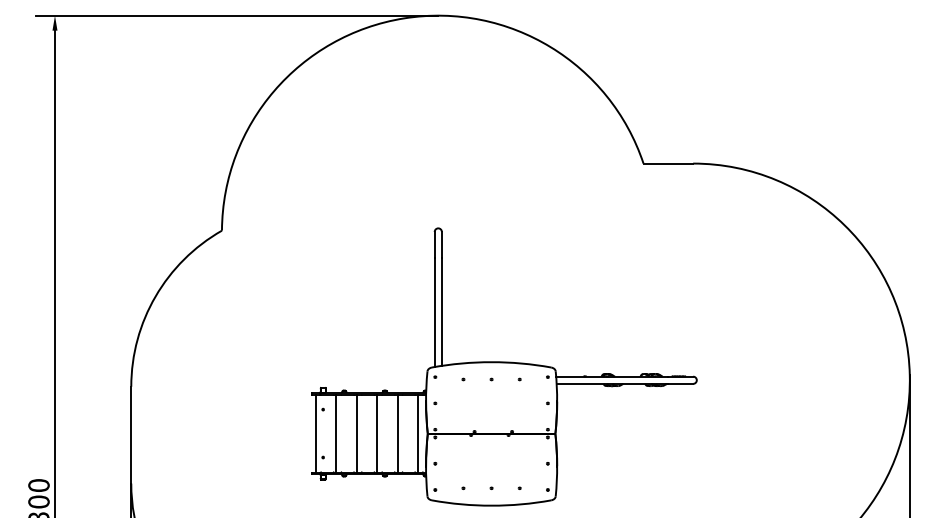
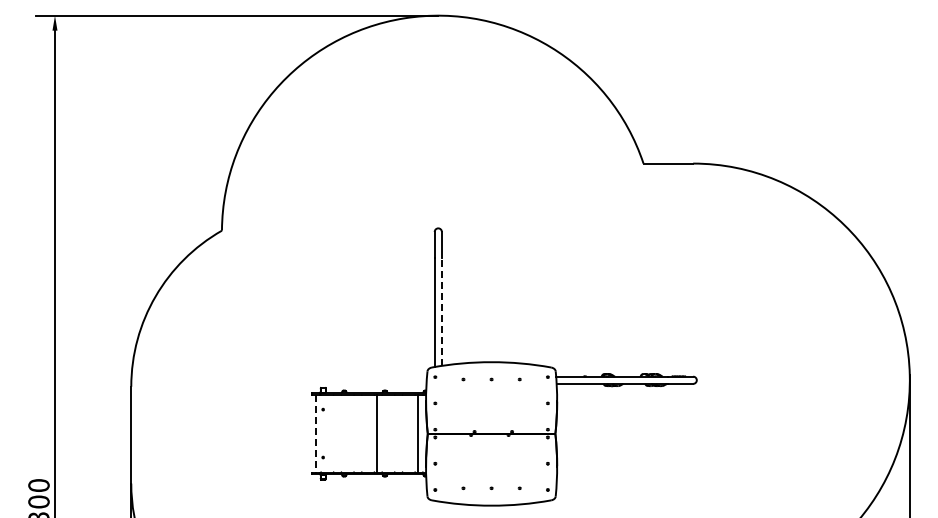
line: solid -> dashed (441, 311)
line: solid -> dashed (316, 433)
line: present -> none (336, 433)
line: present -> none (356, 433)
line: present -> none (397, 433)
